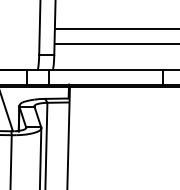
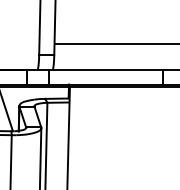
line: present -> none (115, 29)
